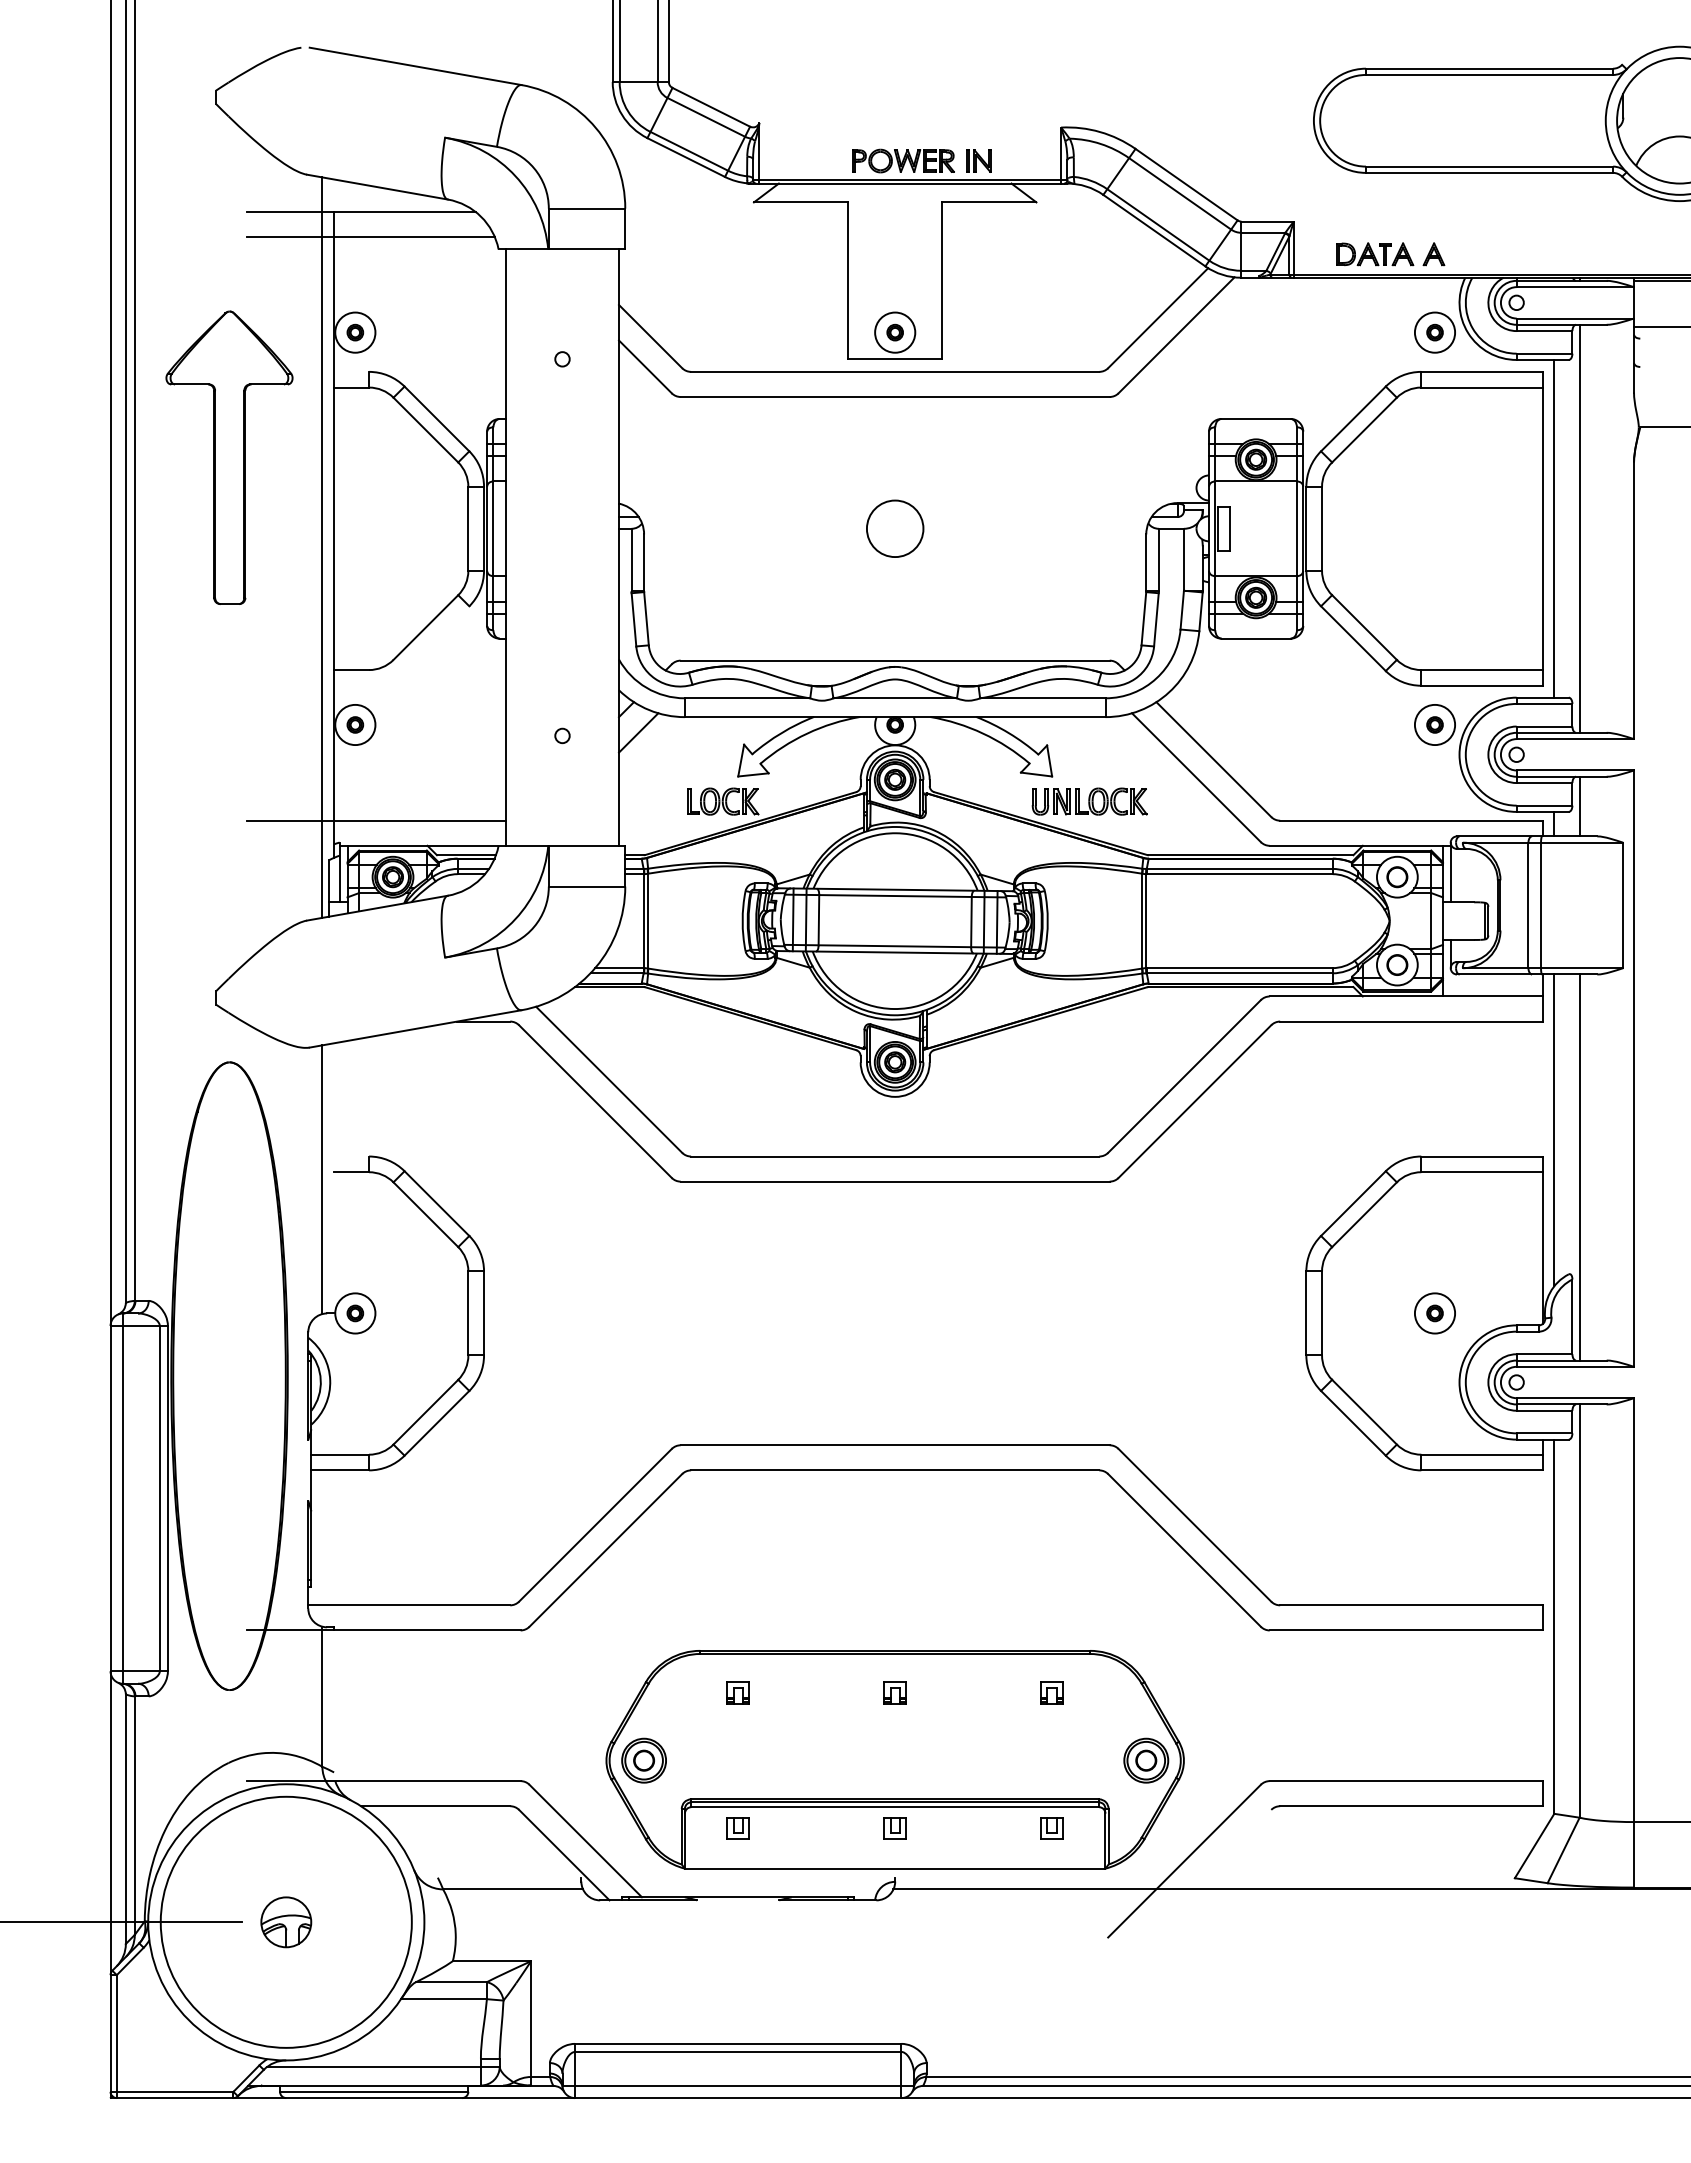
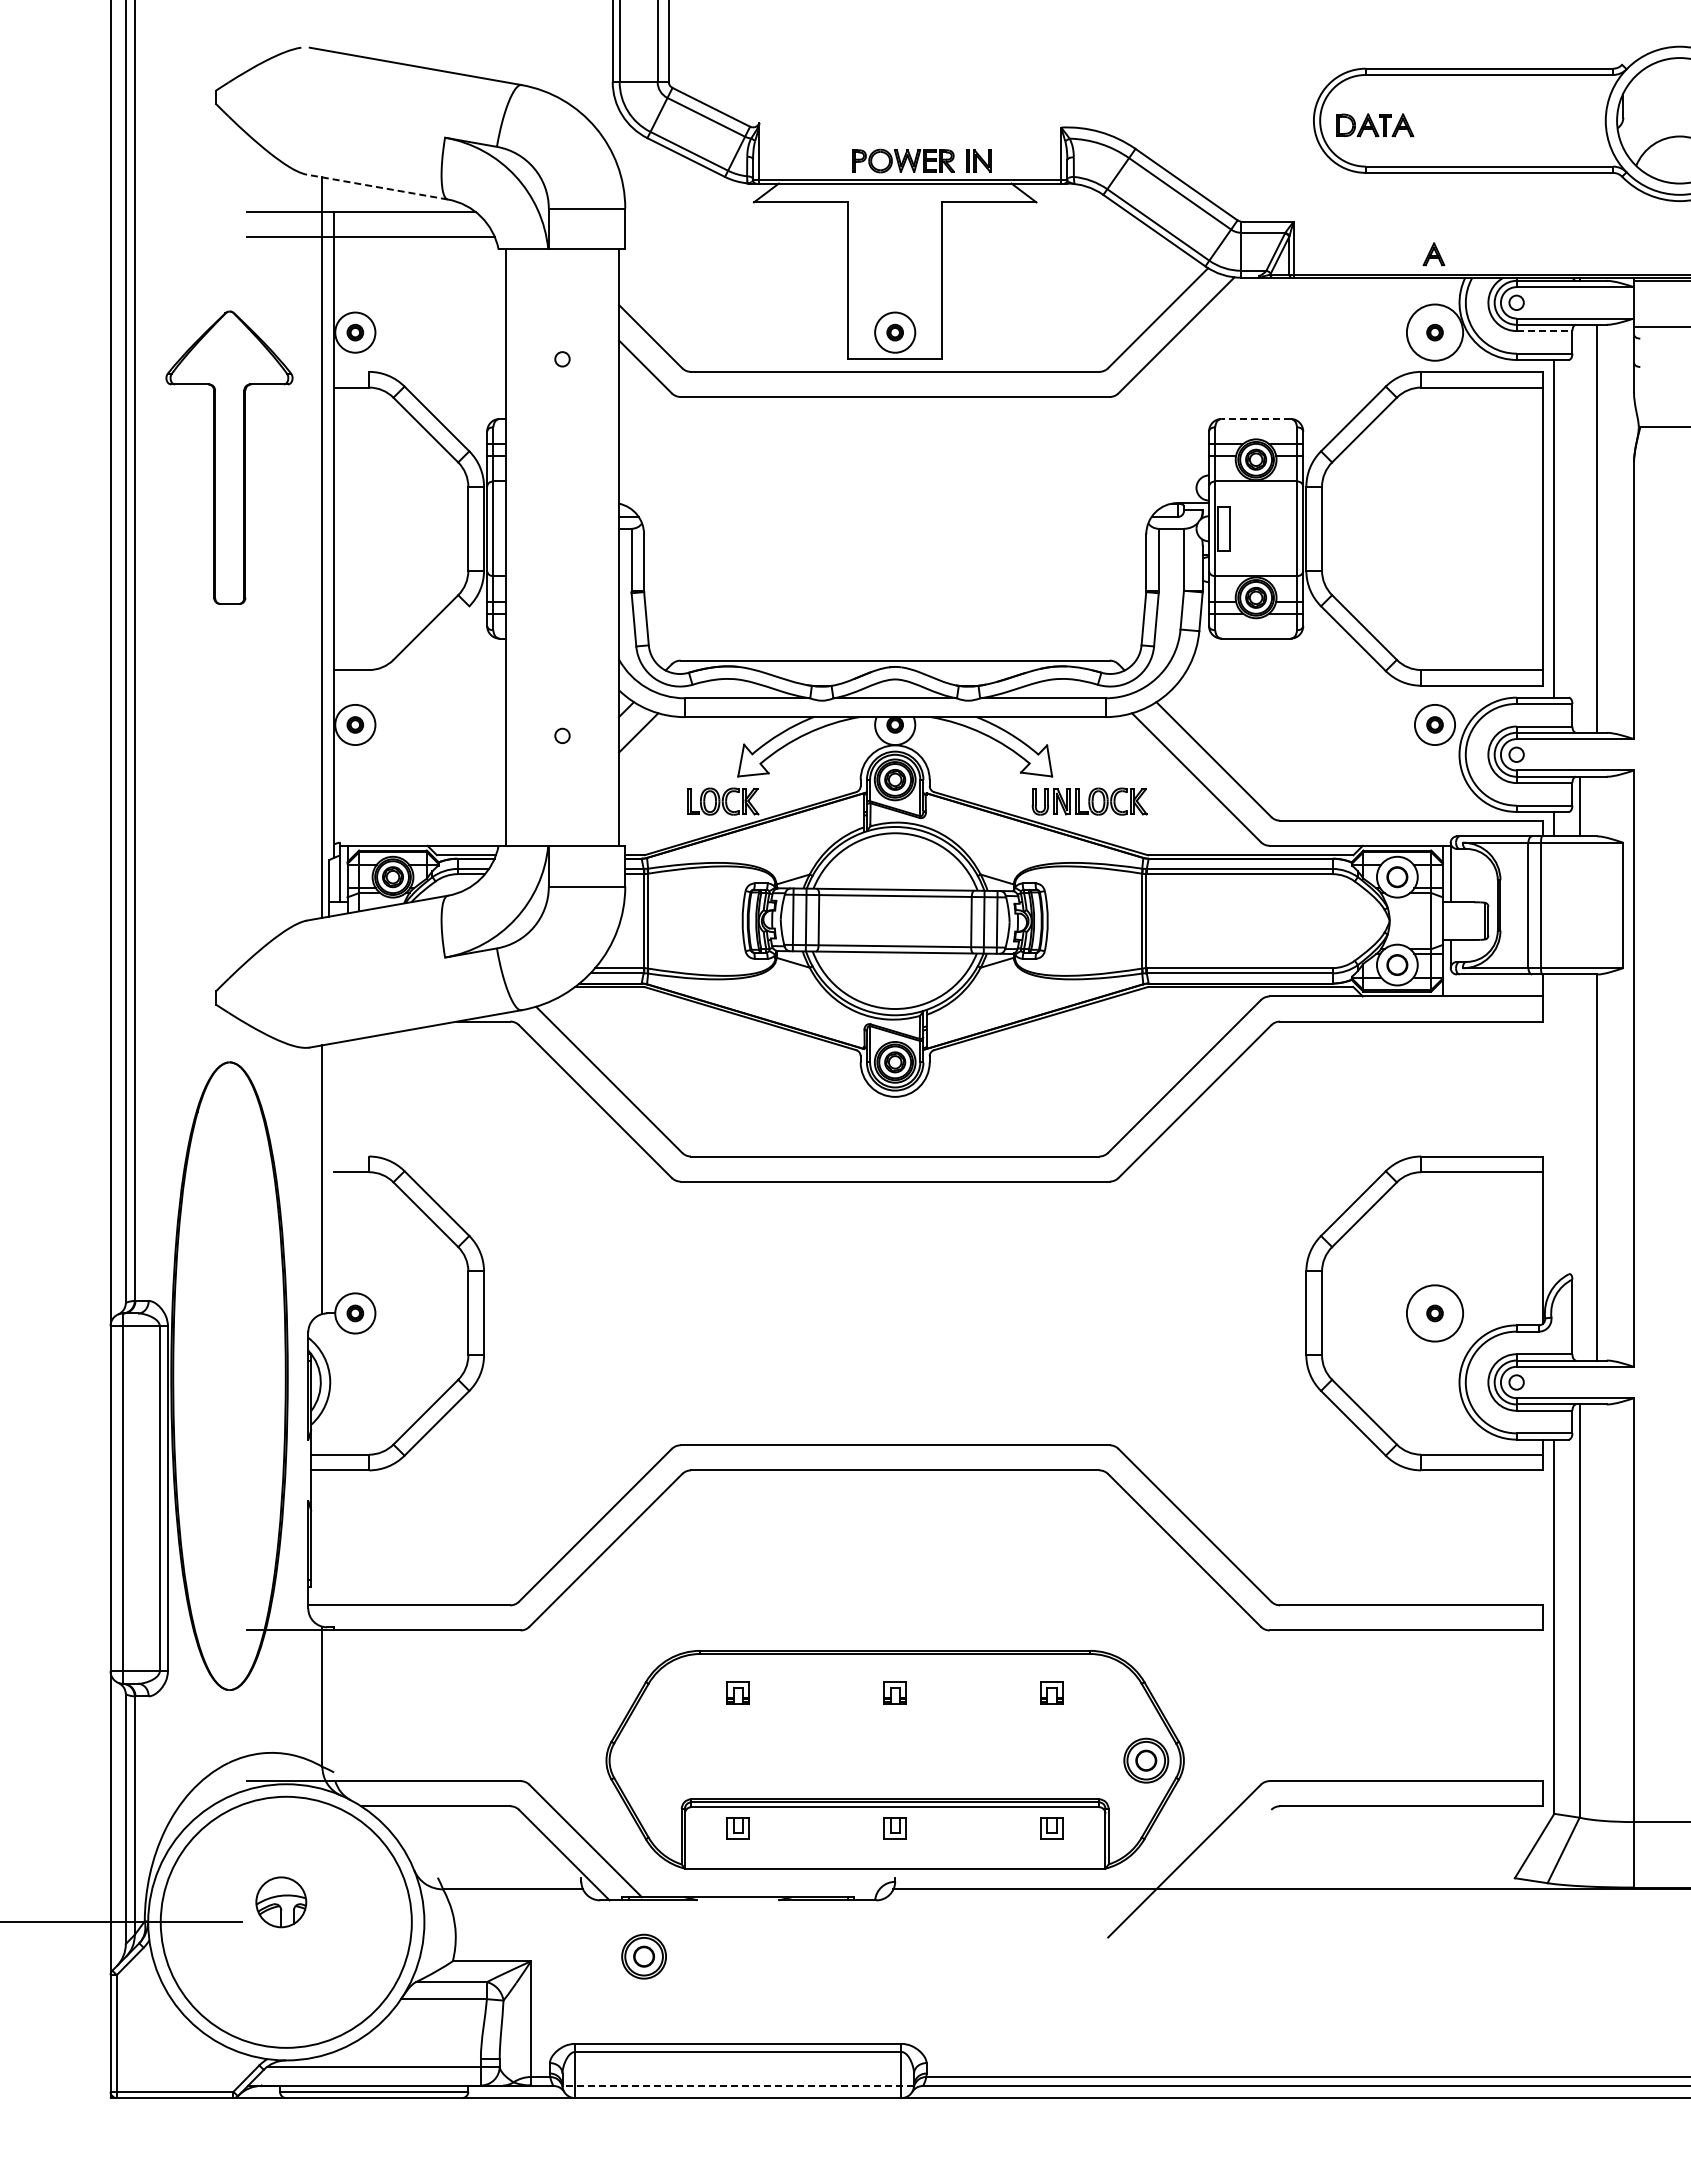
line: solid -> dashed (377, 187)
part position: (1375, 254) -> (1375, 125) (1375, 125)
line: solid -> dashed (1544, 331)
circle diameter: 40 px -> 56 px (1434, 332)
line: solid -> dashed (1256, 418)
circle: present -> none (895, 528)
line position: (1579, 528) -> (1596, 528) (1596, 528)
line: present -> none (376, 820)
line: present -> none (1554, 1130)
line position: (1579, 1167) -> (1596, 1167) (1596, 1167)
circle diameter: 40 px -> 56 px (1434, 1313)
part position: (643, 1760) -> (643, 1956) (643, 1956)
part position: (286, 1922) -> (281, 1902) (281, 1902)
line: solid -> dashed (738, 2085)
